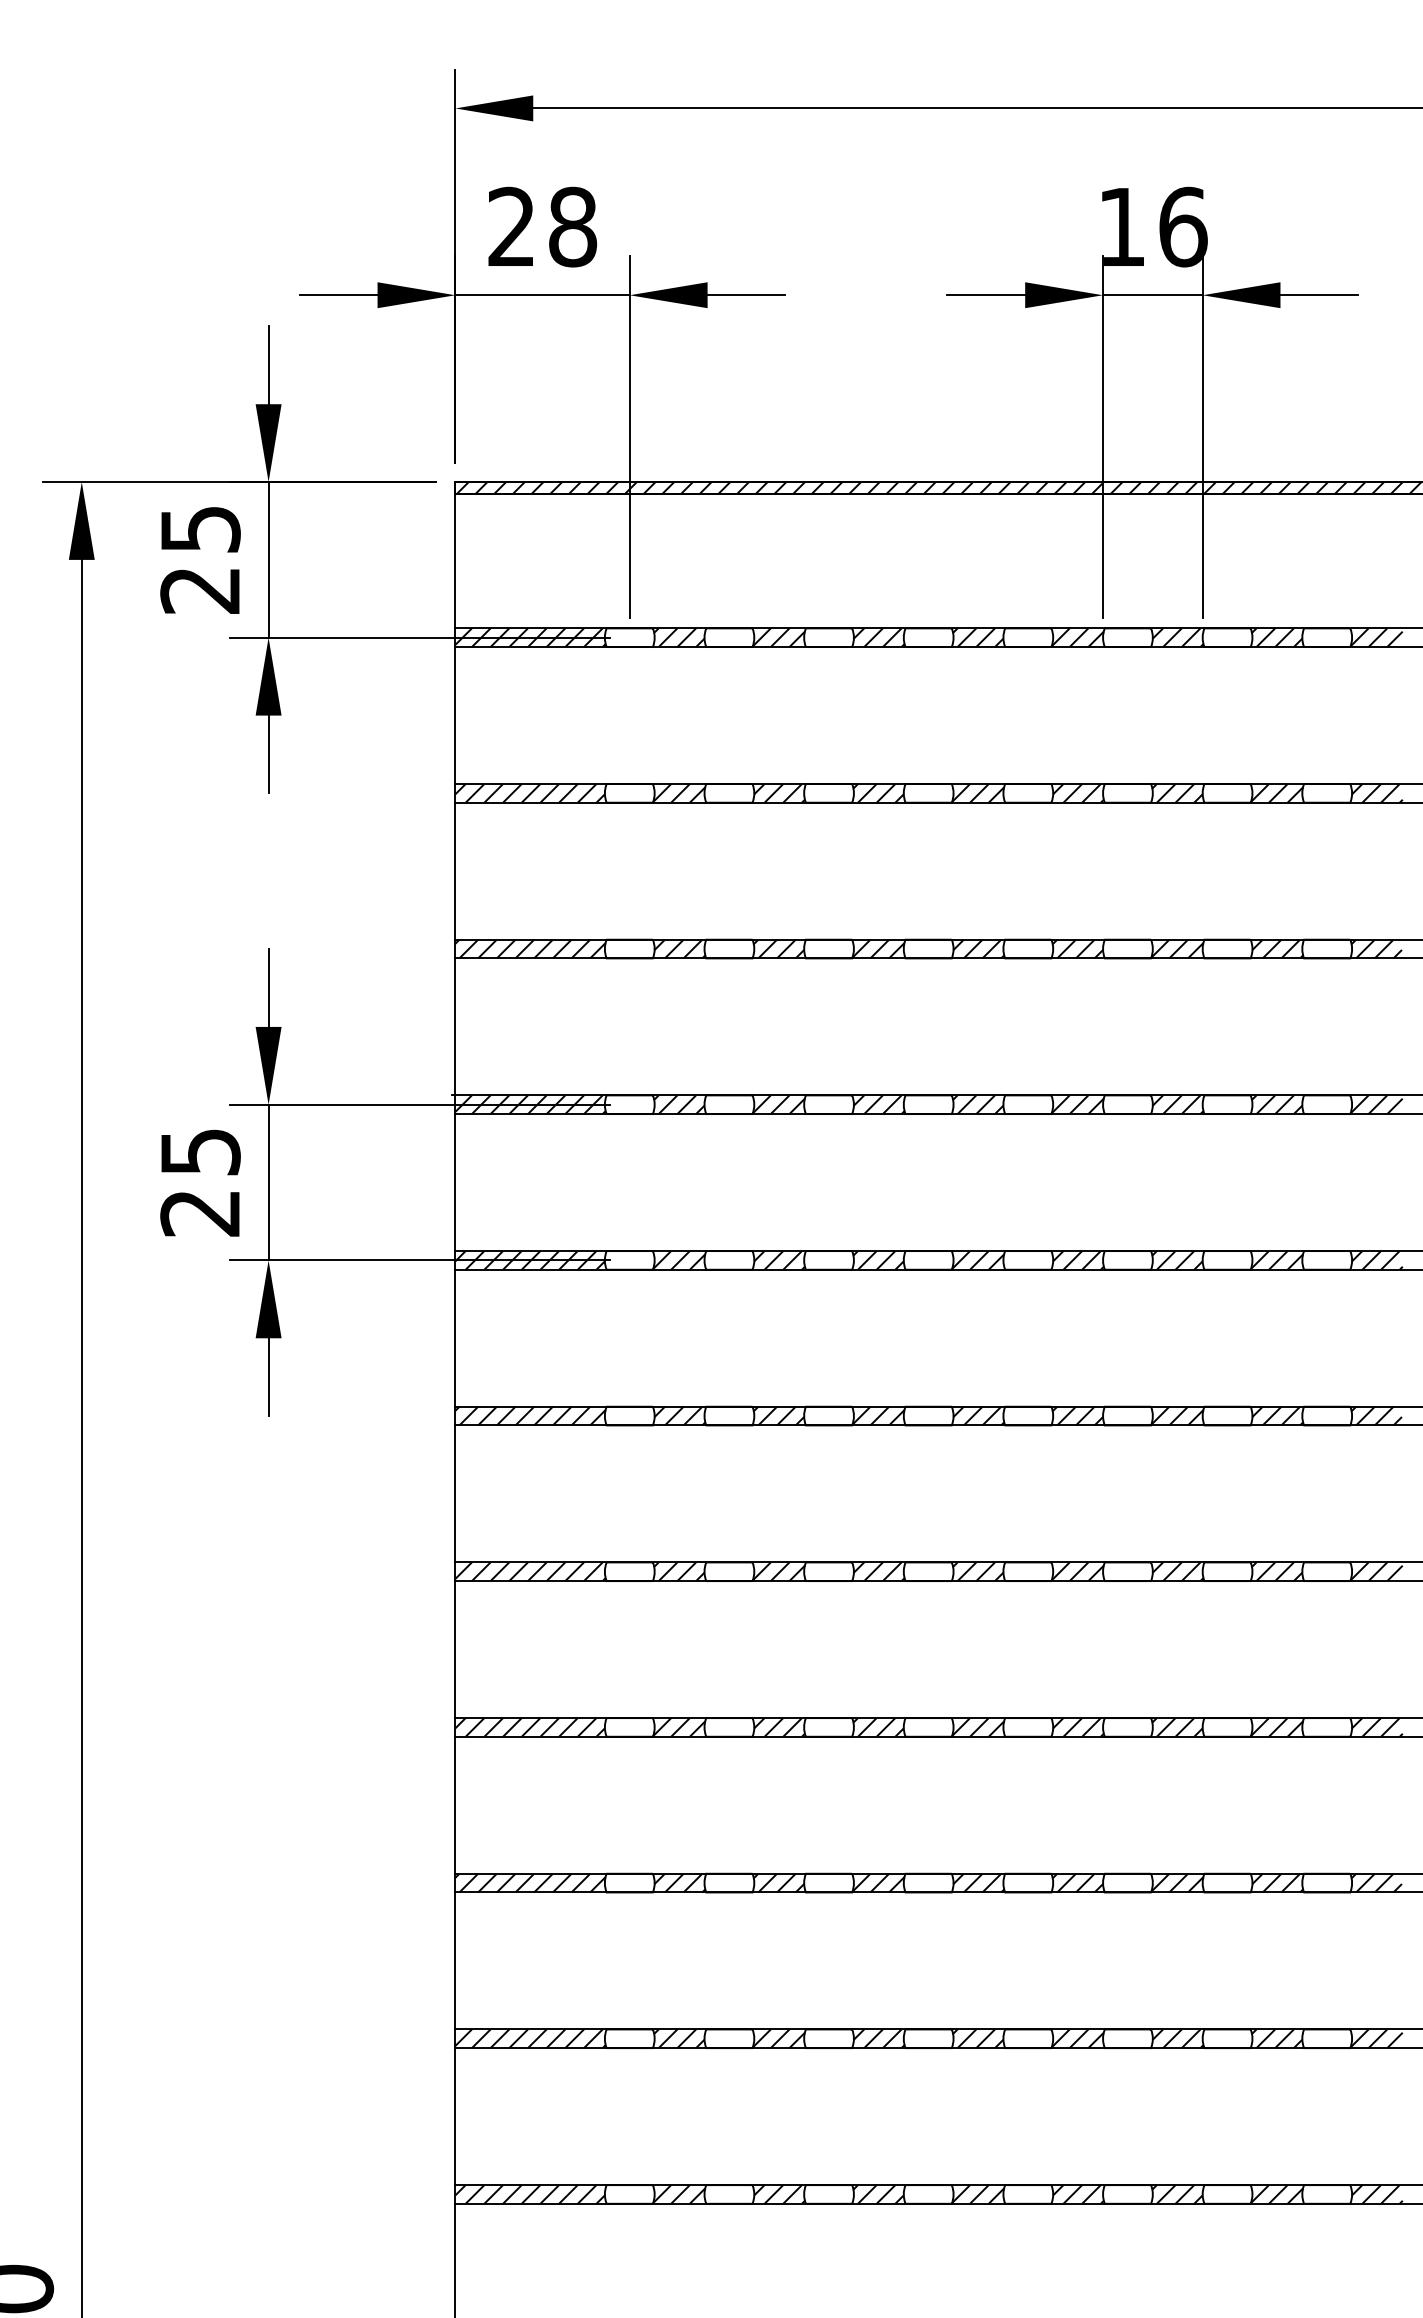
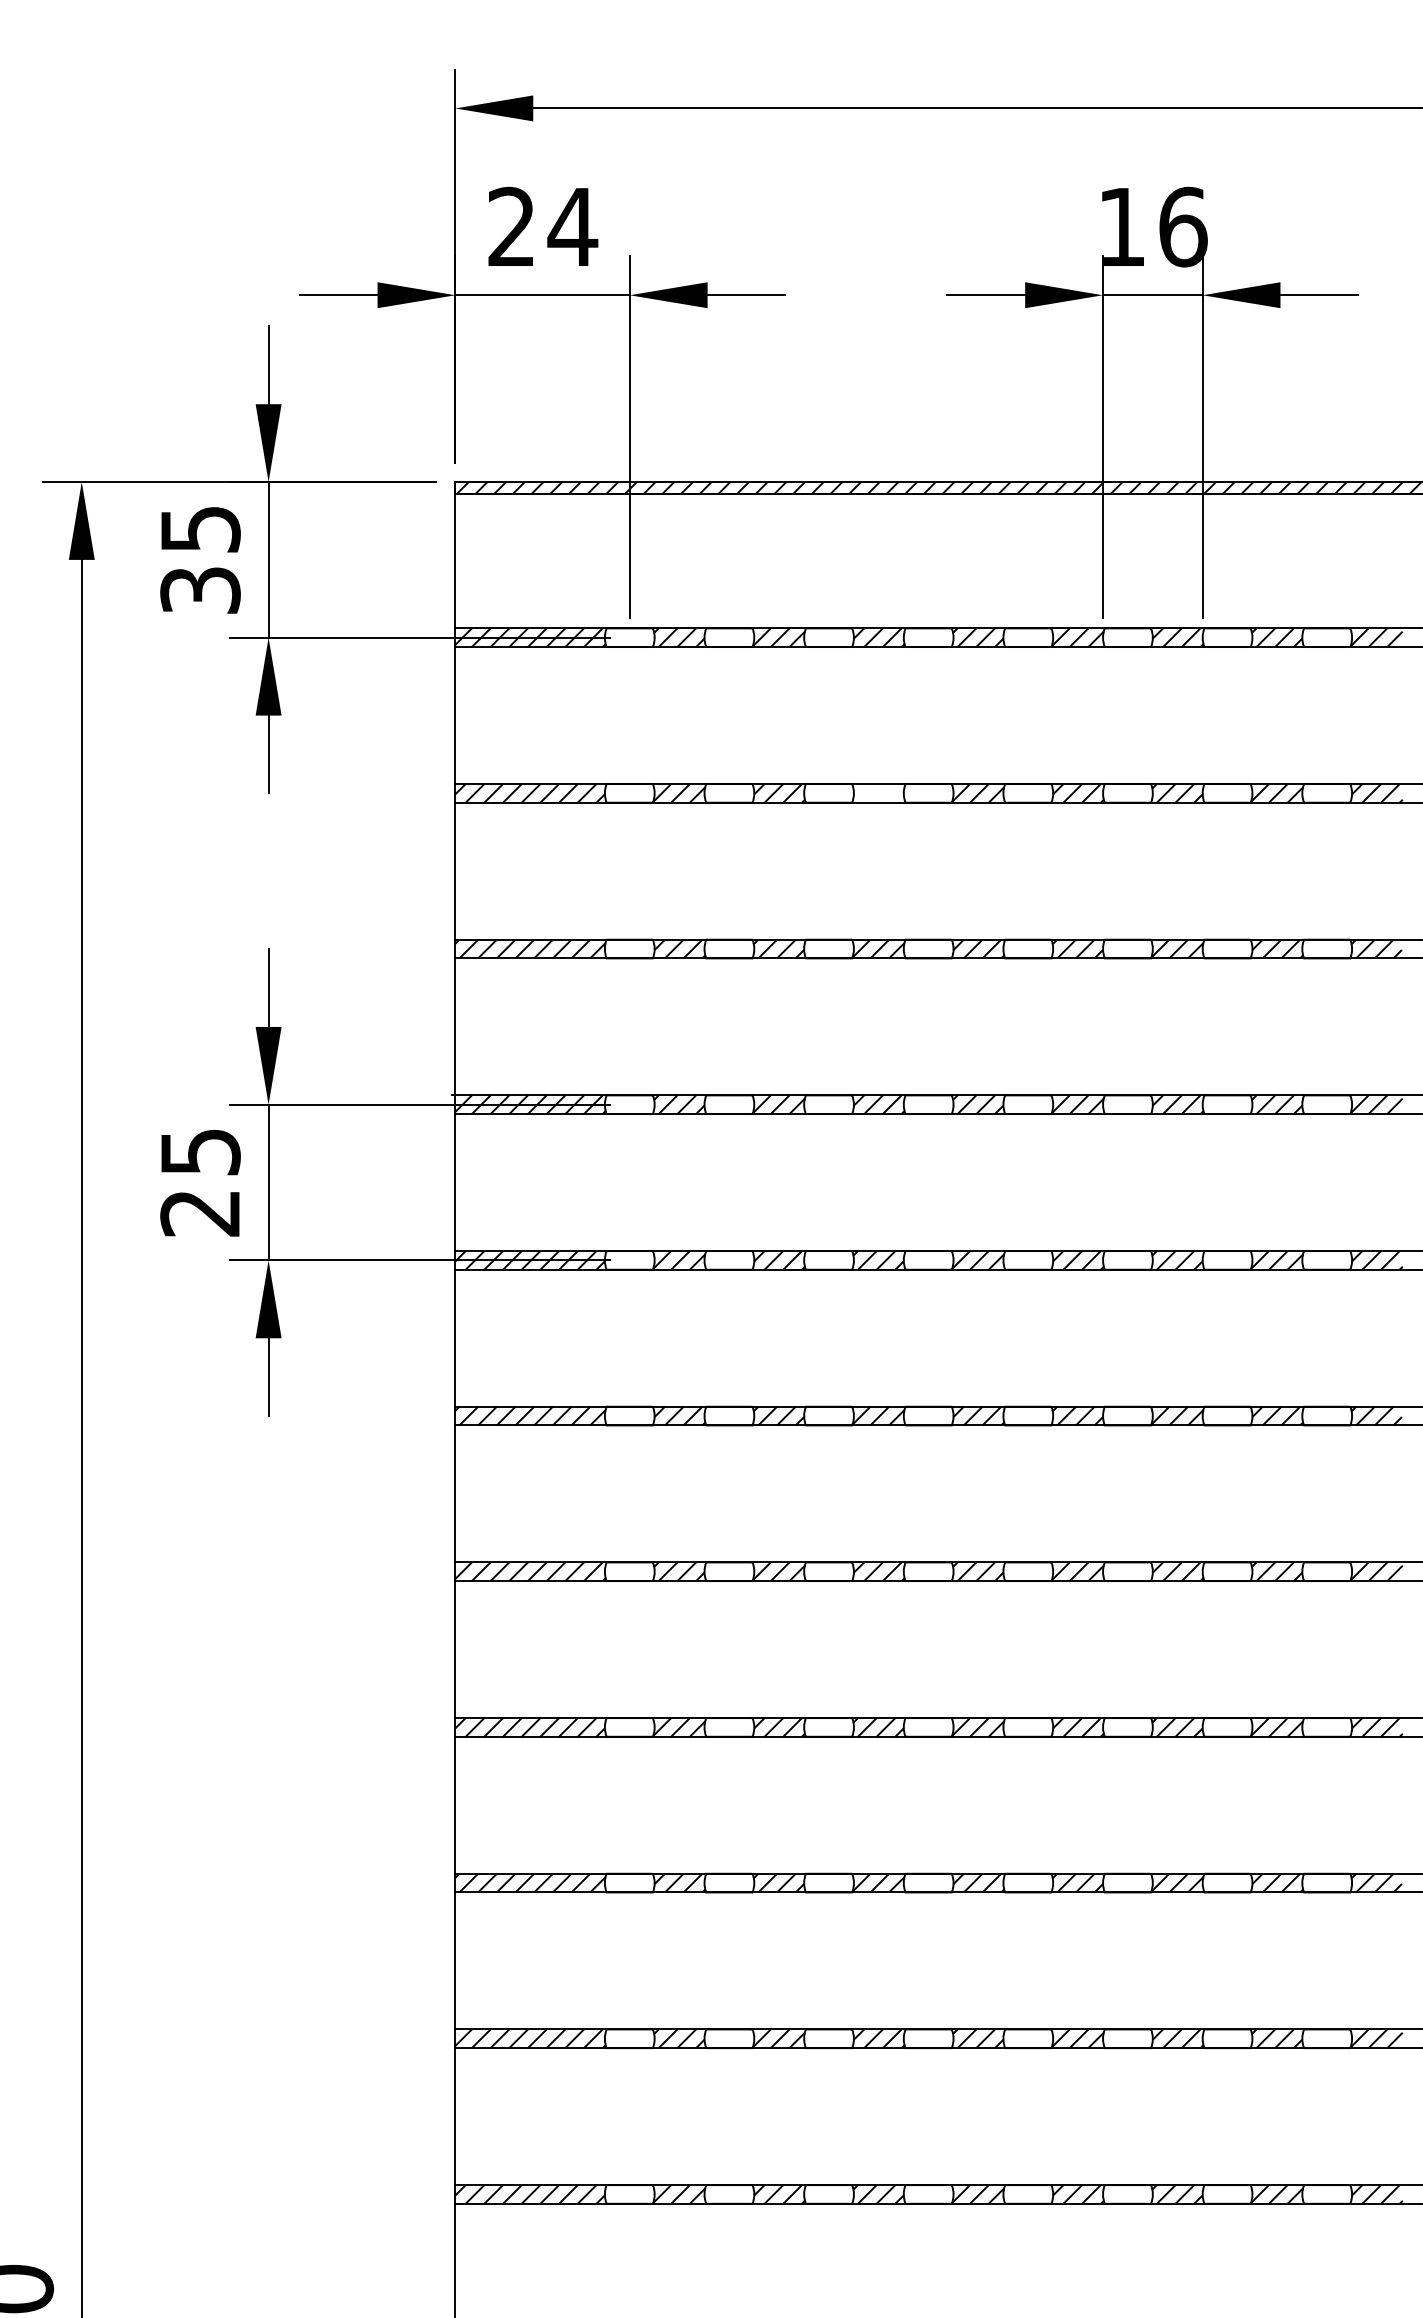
text: 28 -> 24 (572, 226)
text: 25 -> 35 (200, 590)
hatch: present -> none (878, 793)
